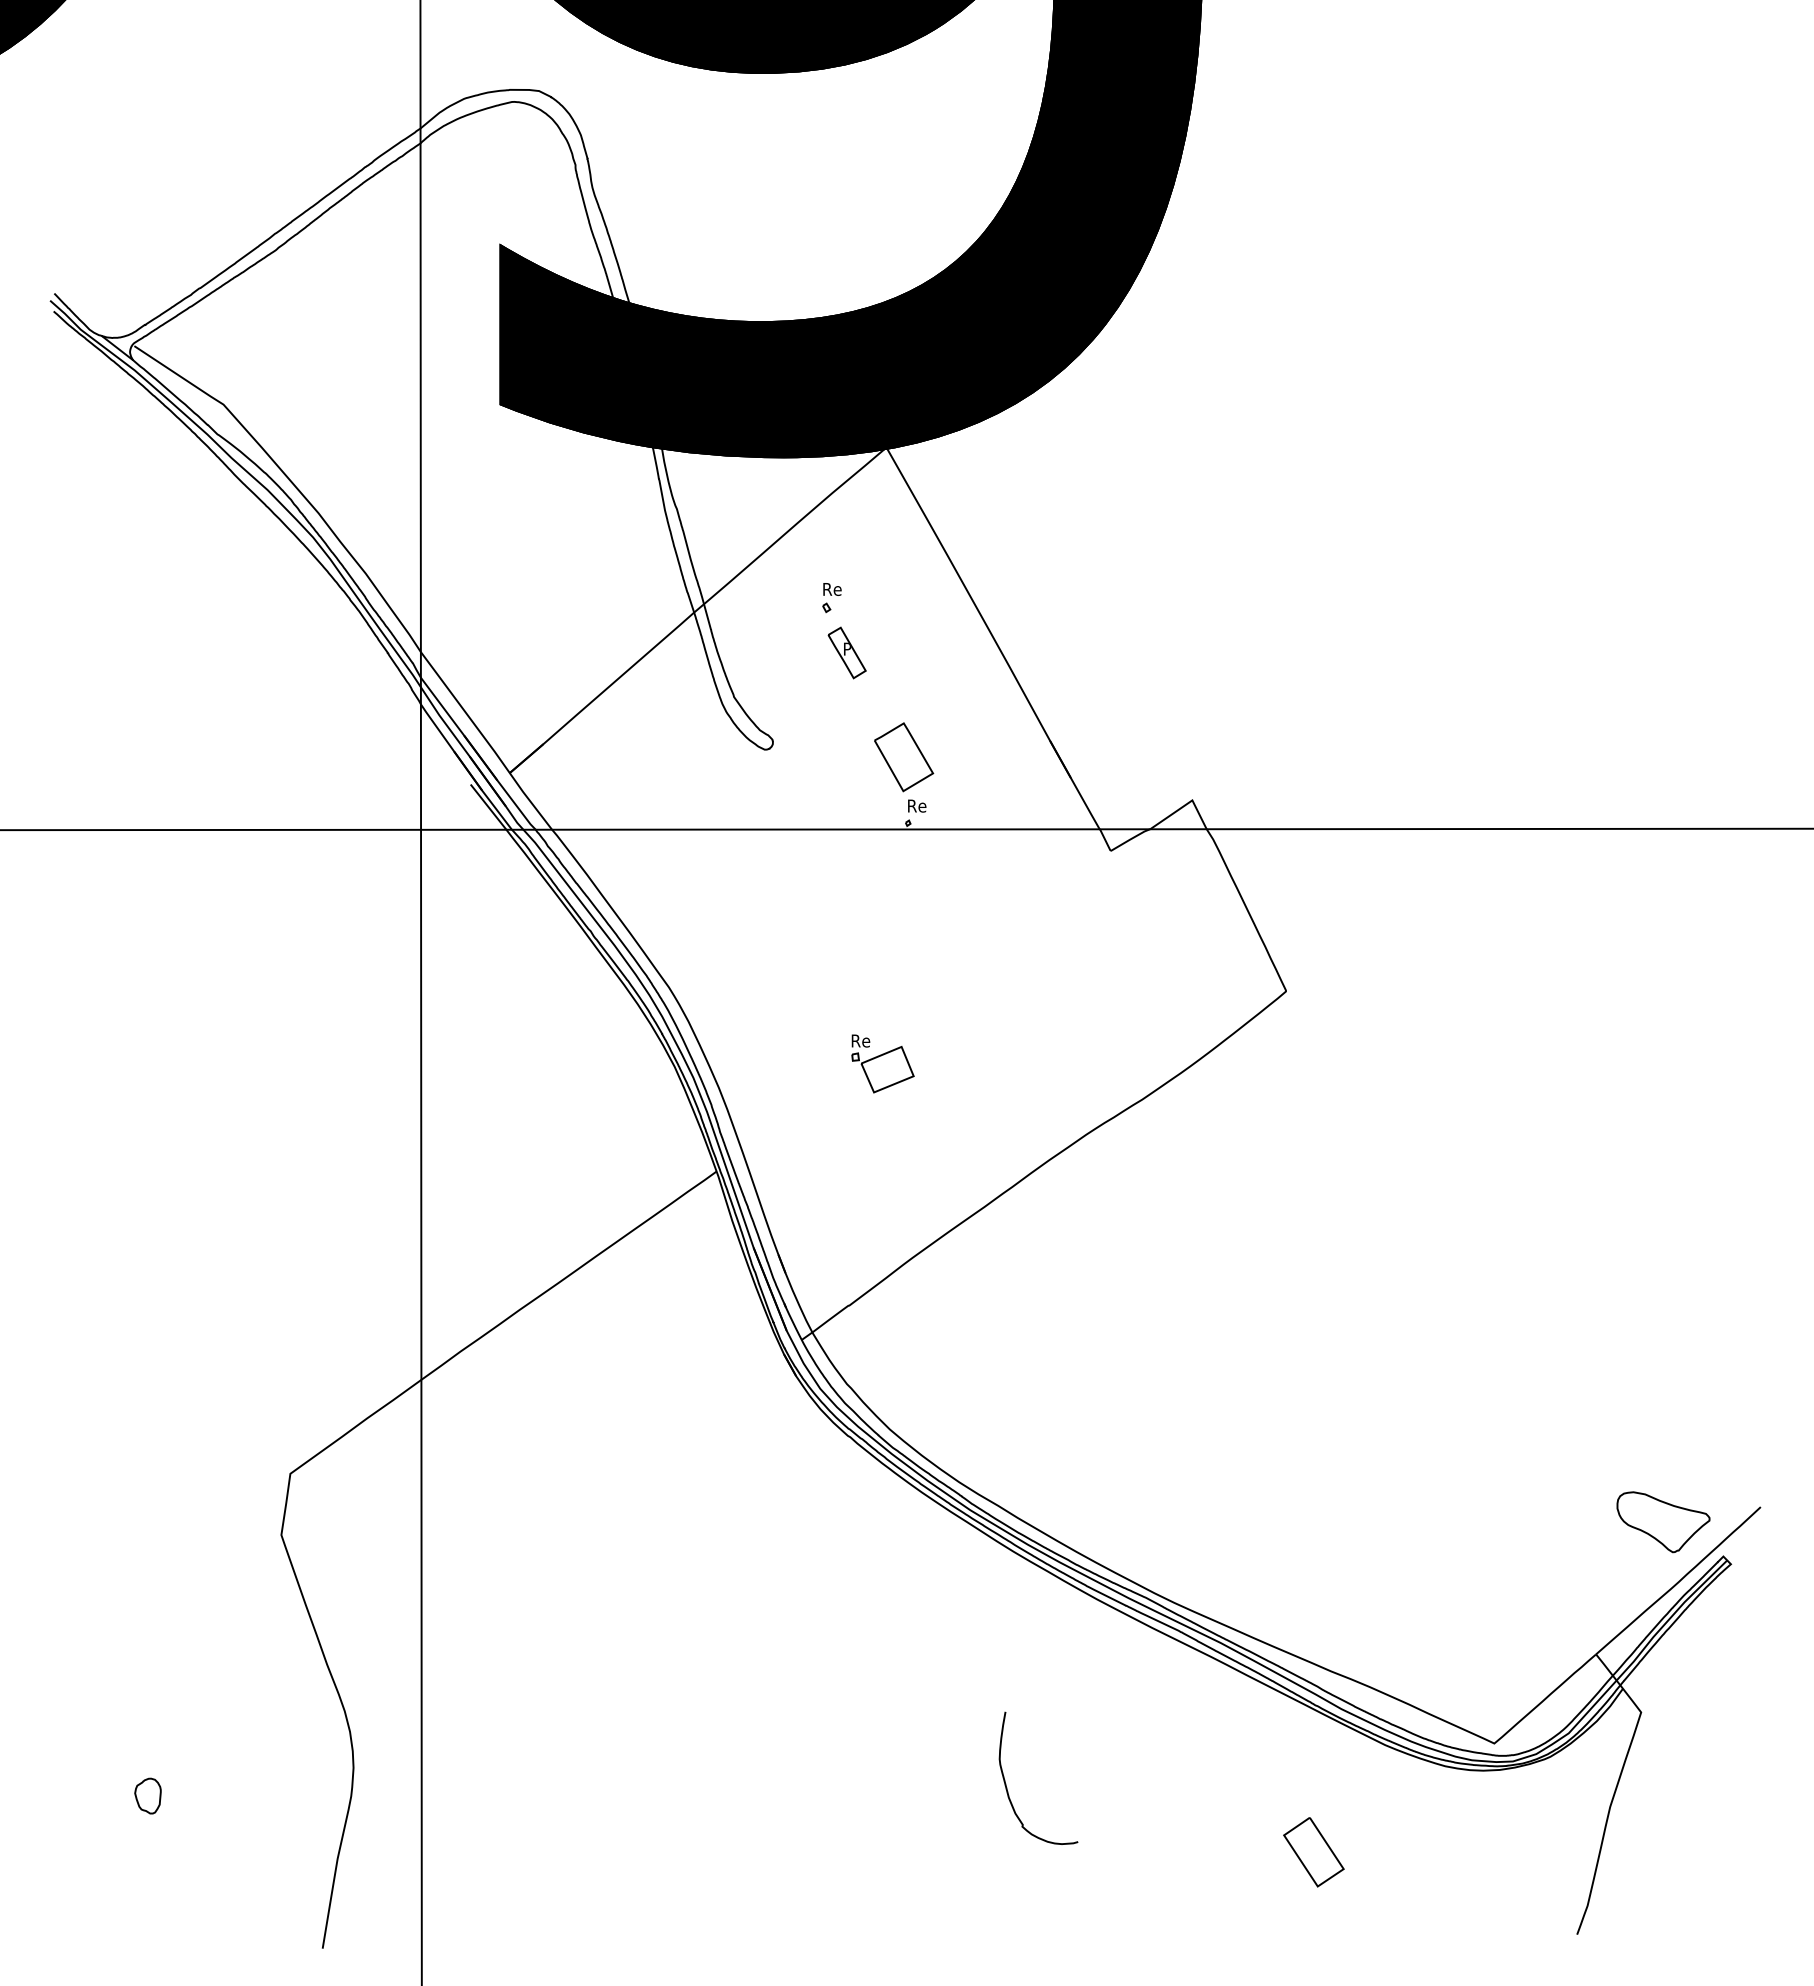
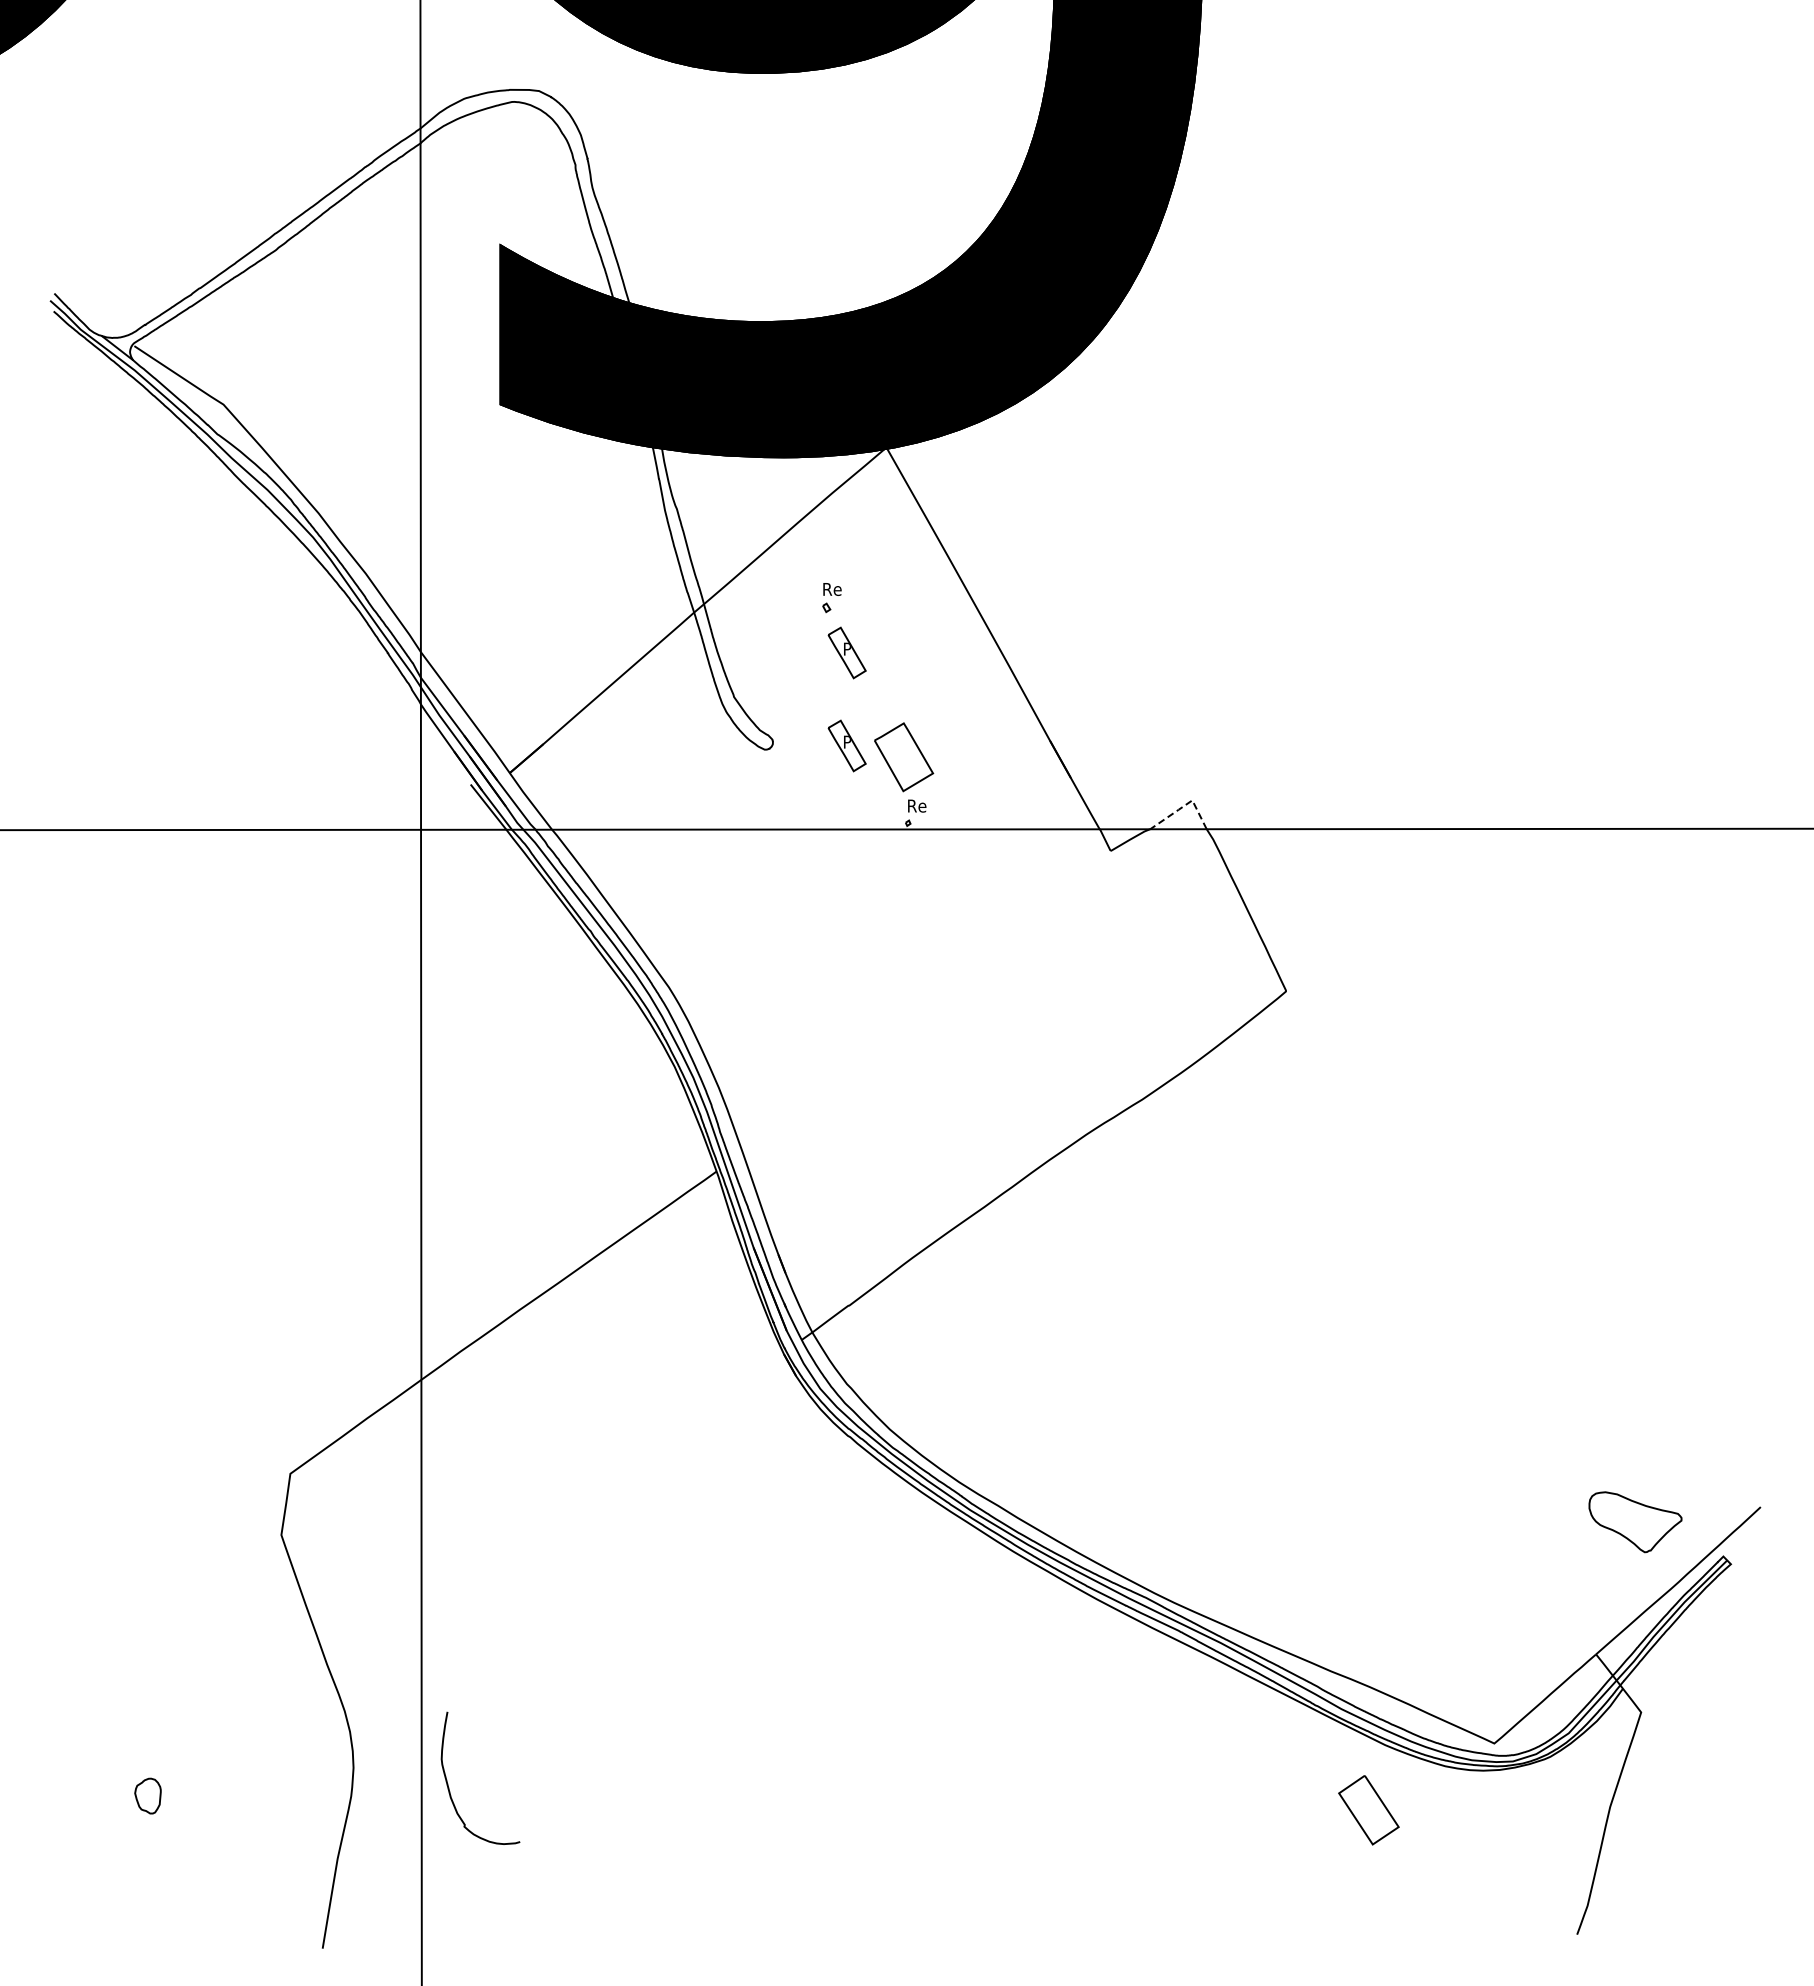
part: none -> present (846, 745)
line: solid -> dashed (1184, 805)
part: present -> none (882, 1063)
part position: (1663, 1522) -> (1635, 1522) (1635, 1522)
curve position: (1006, 1783) -> (448, 1783) (448, 1783)
part position: (1313, 1852) -> (1368, 1810) (1368, 1810)
